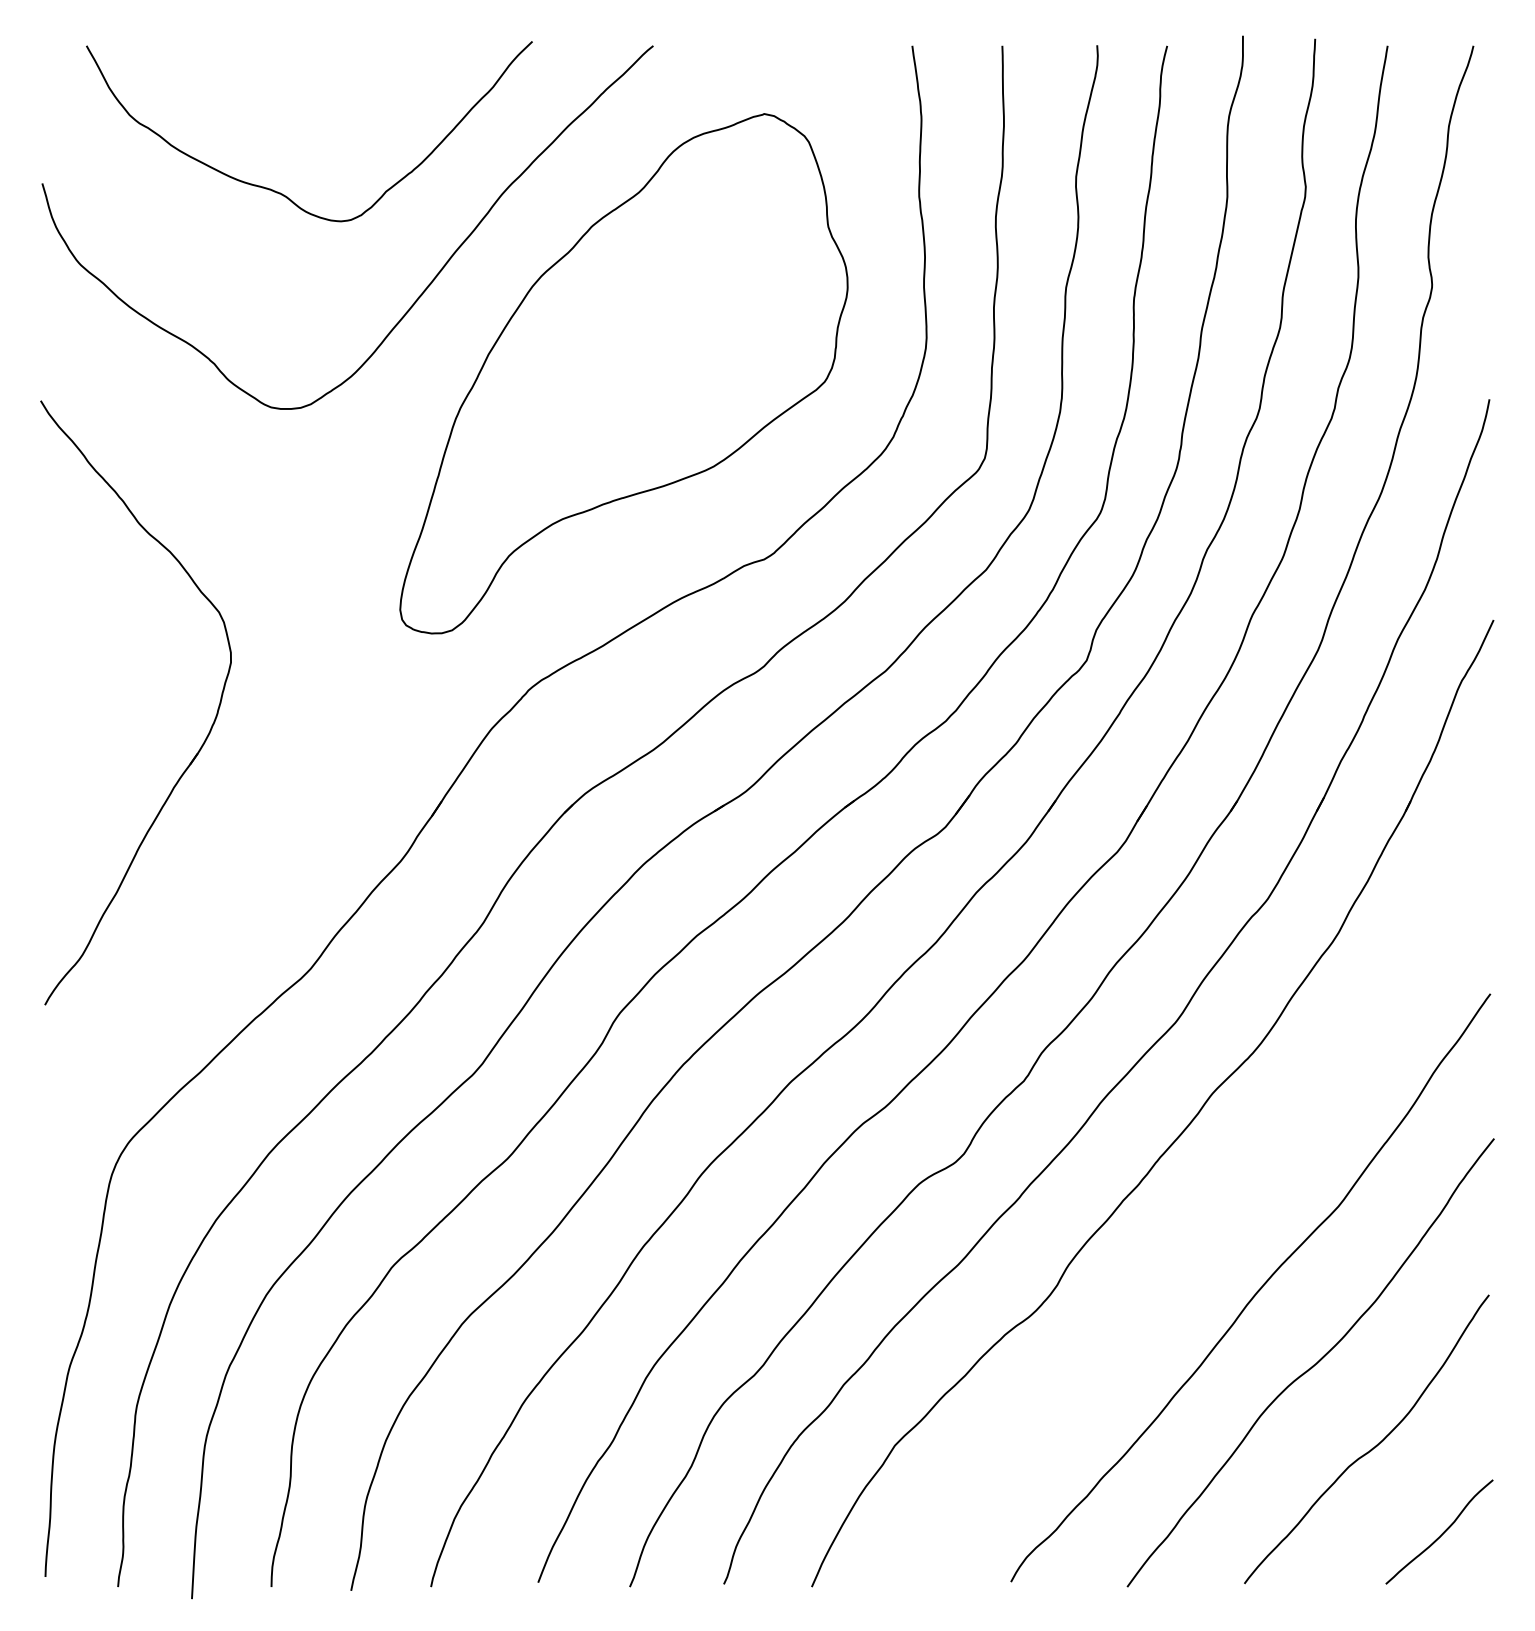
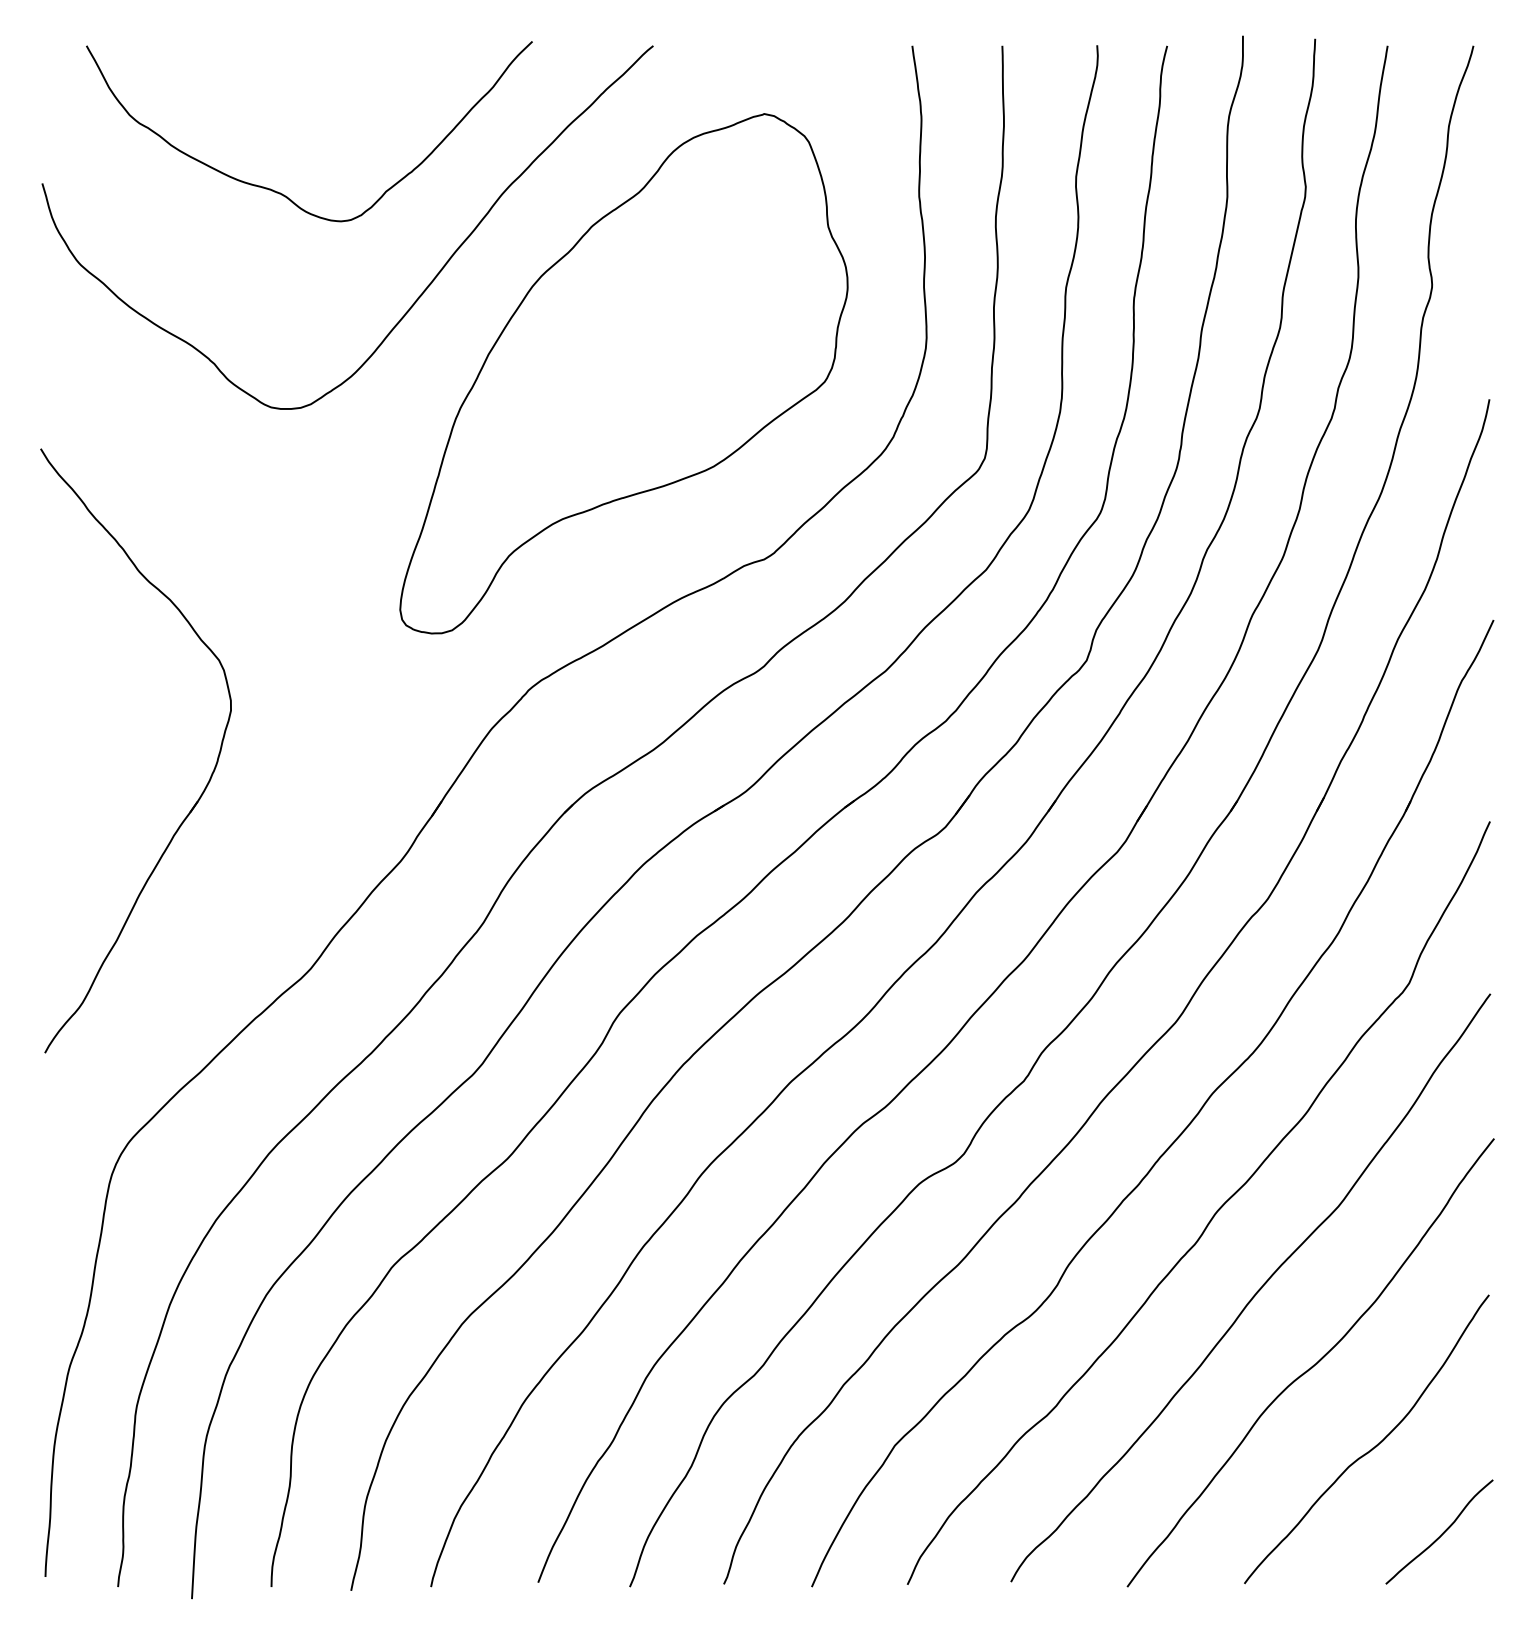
part position: (202, 743) -> (202, 791) (202, 791)
curve: none -> present (1213, 1214)
